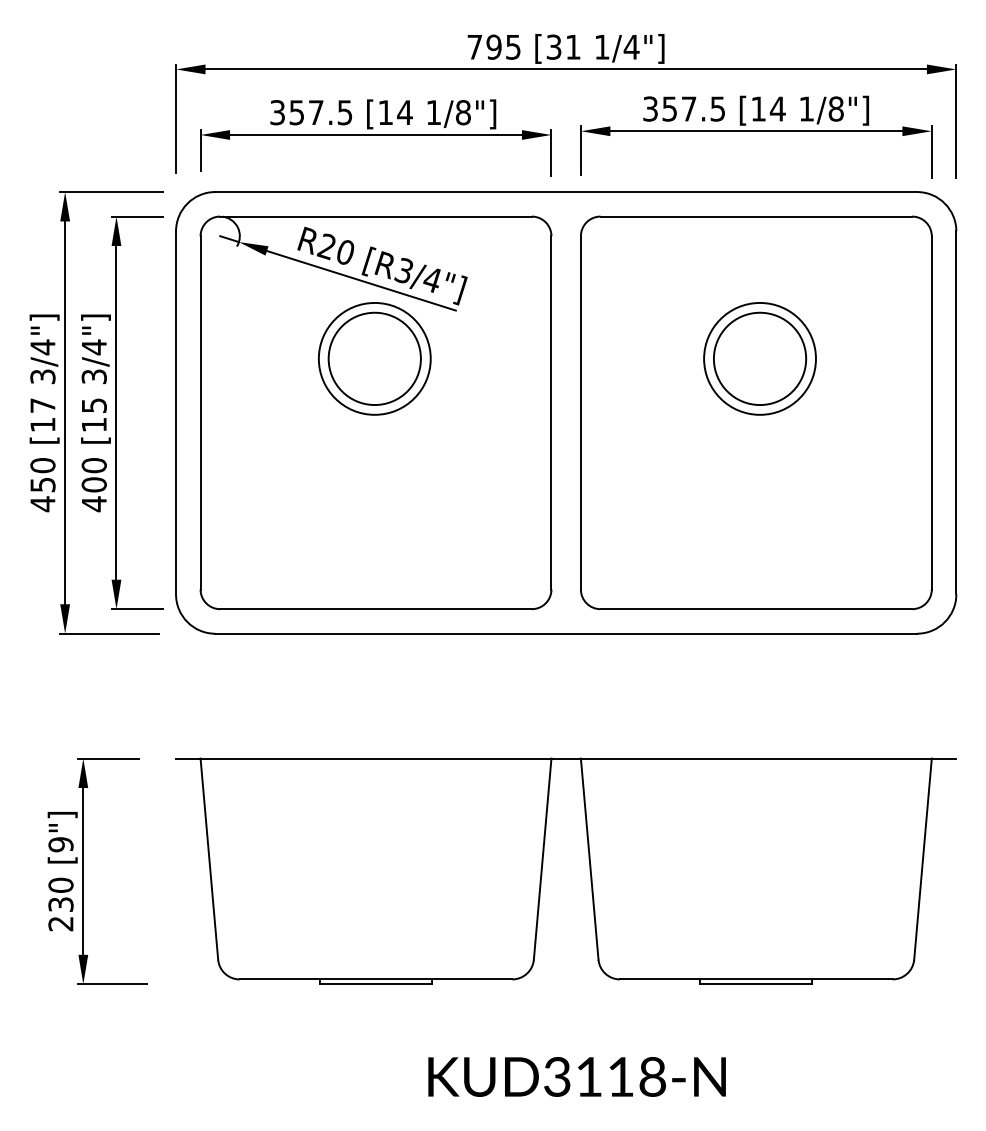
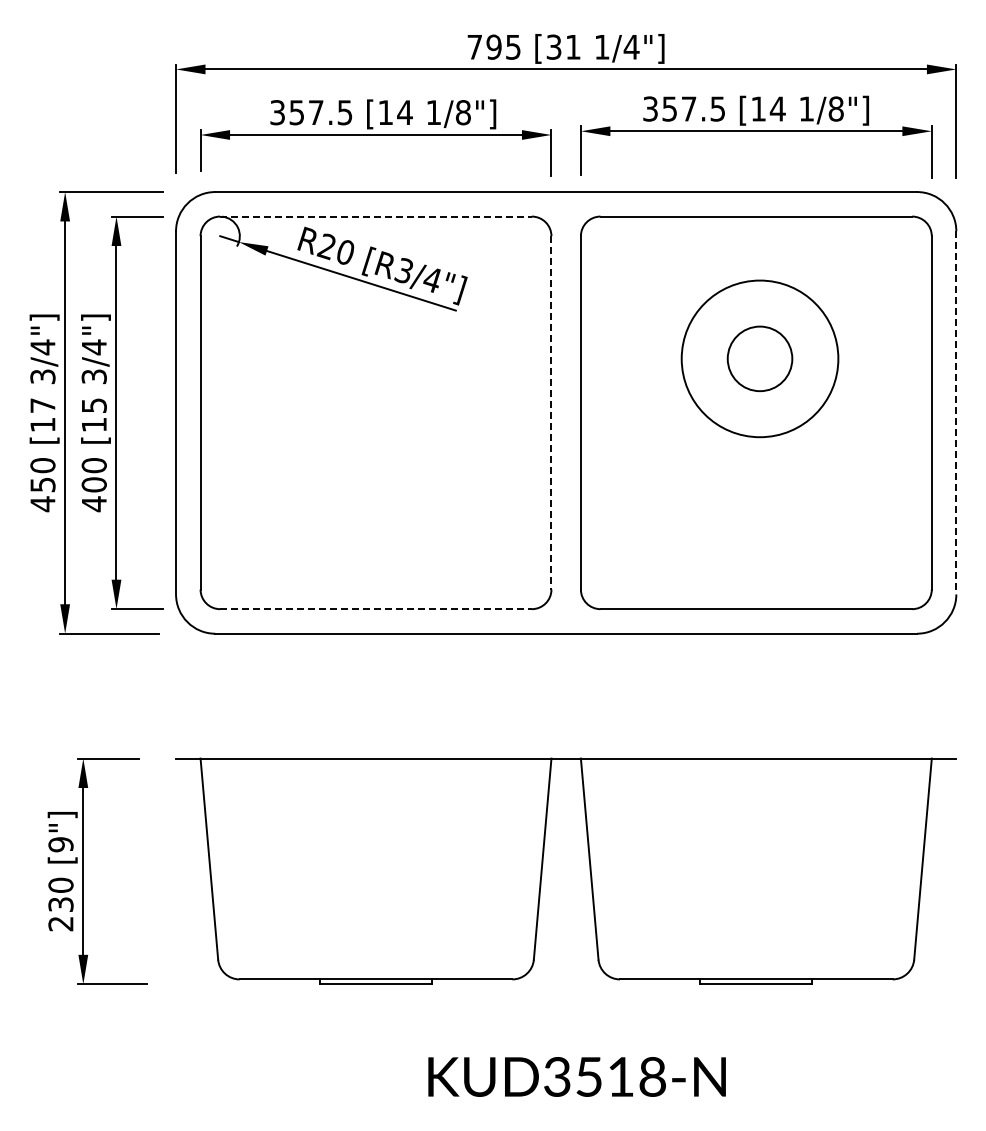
line: solid -> dashed (376, 216)
part: present -> none (374, 358)
circle diameter: 112 px -> 157 px (759, 358)
circle diameter: 92 px -> 65 px (759, 358)
line: solid -> dashed (551, 412)
line: solid -> dashed (956, 412)
line: solid -> dashed (376, 609)
text: KUD3118-N -> KUD3518-N (588, 1076)
